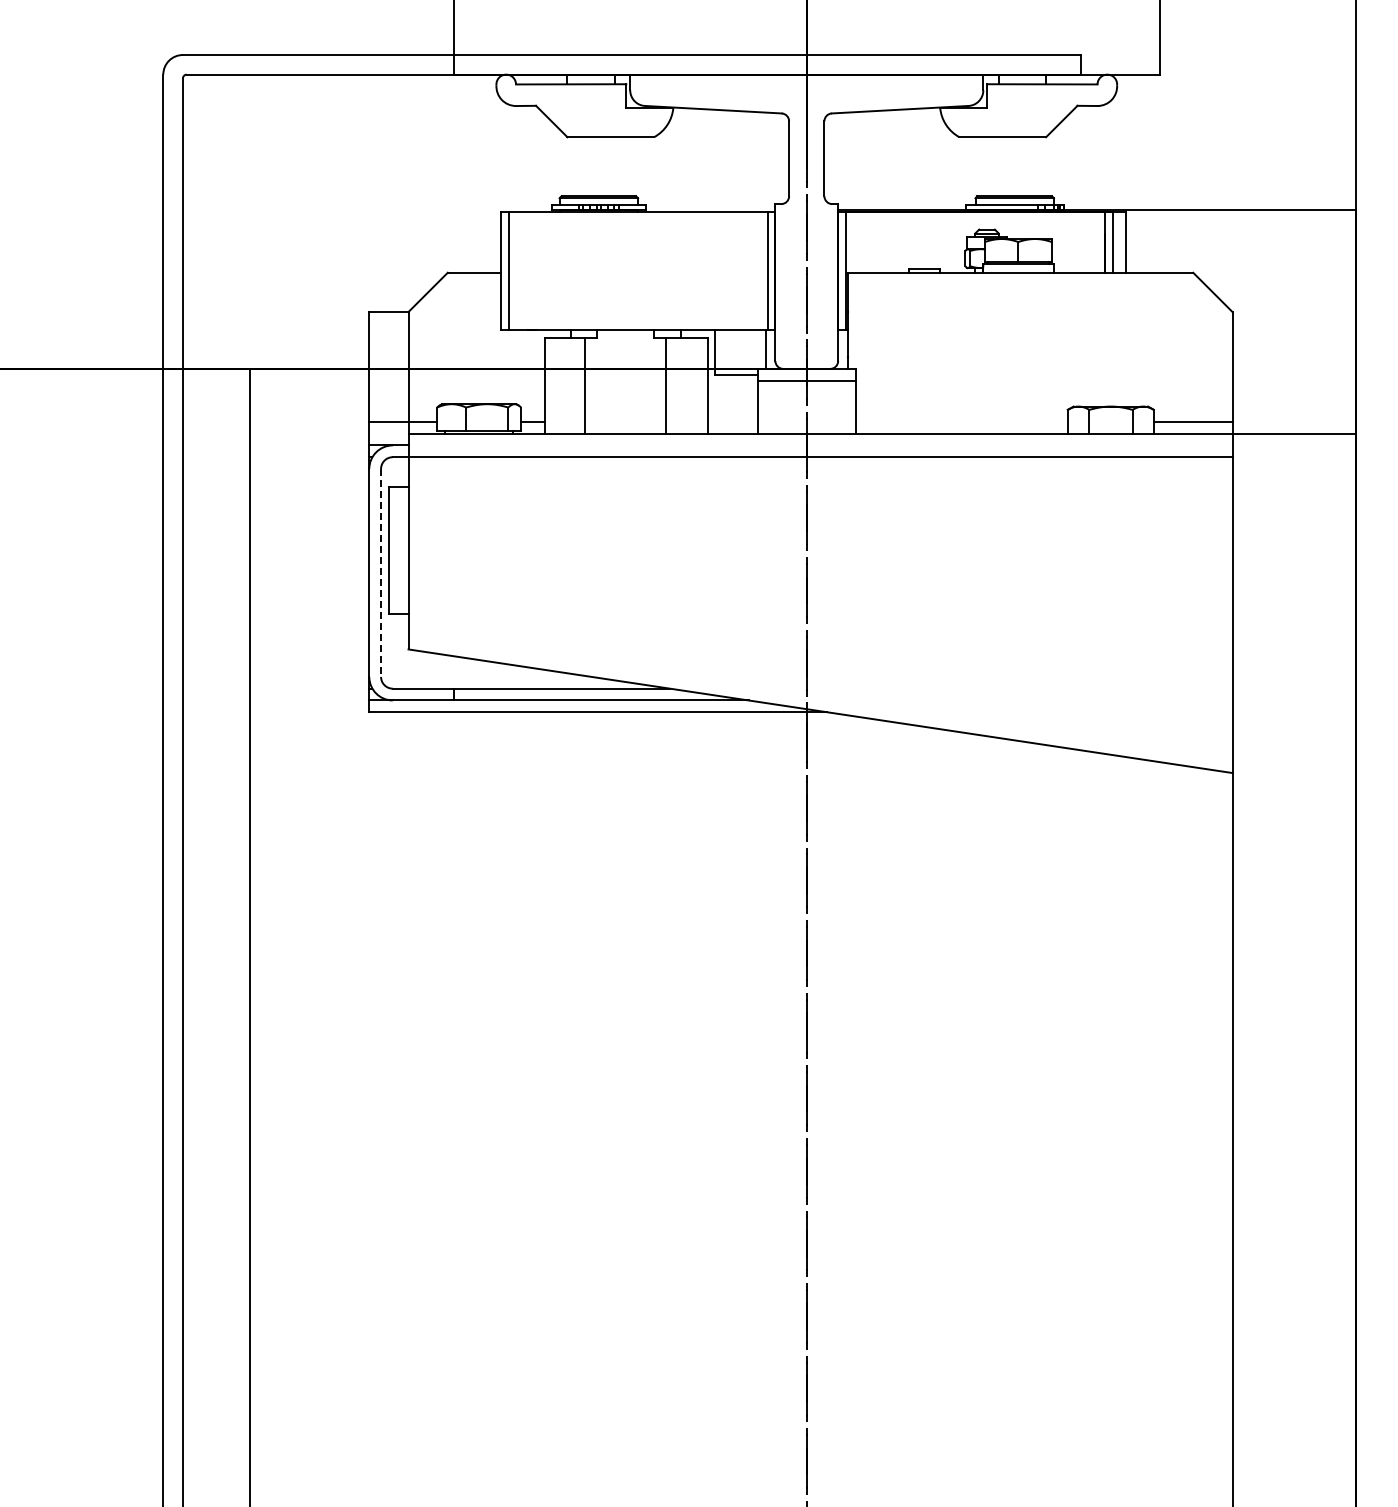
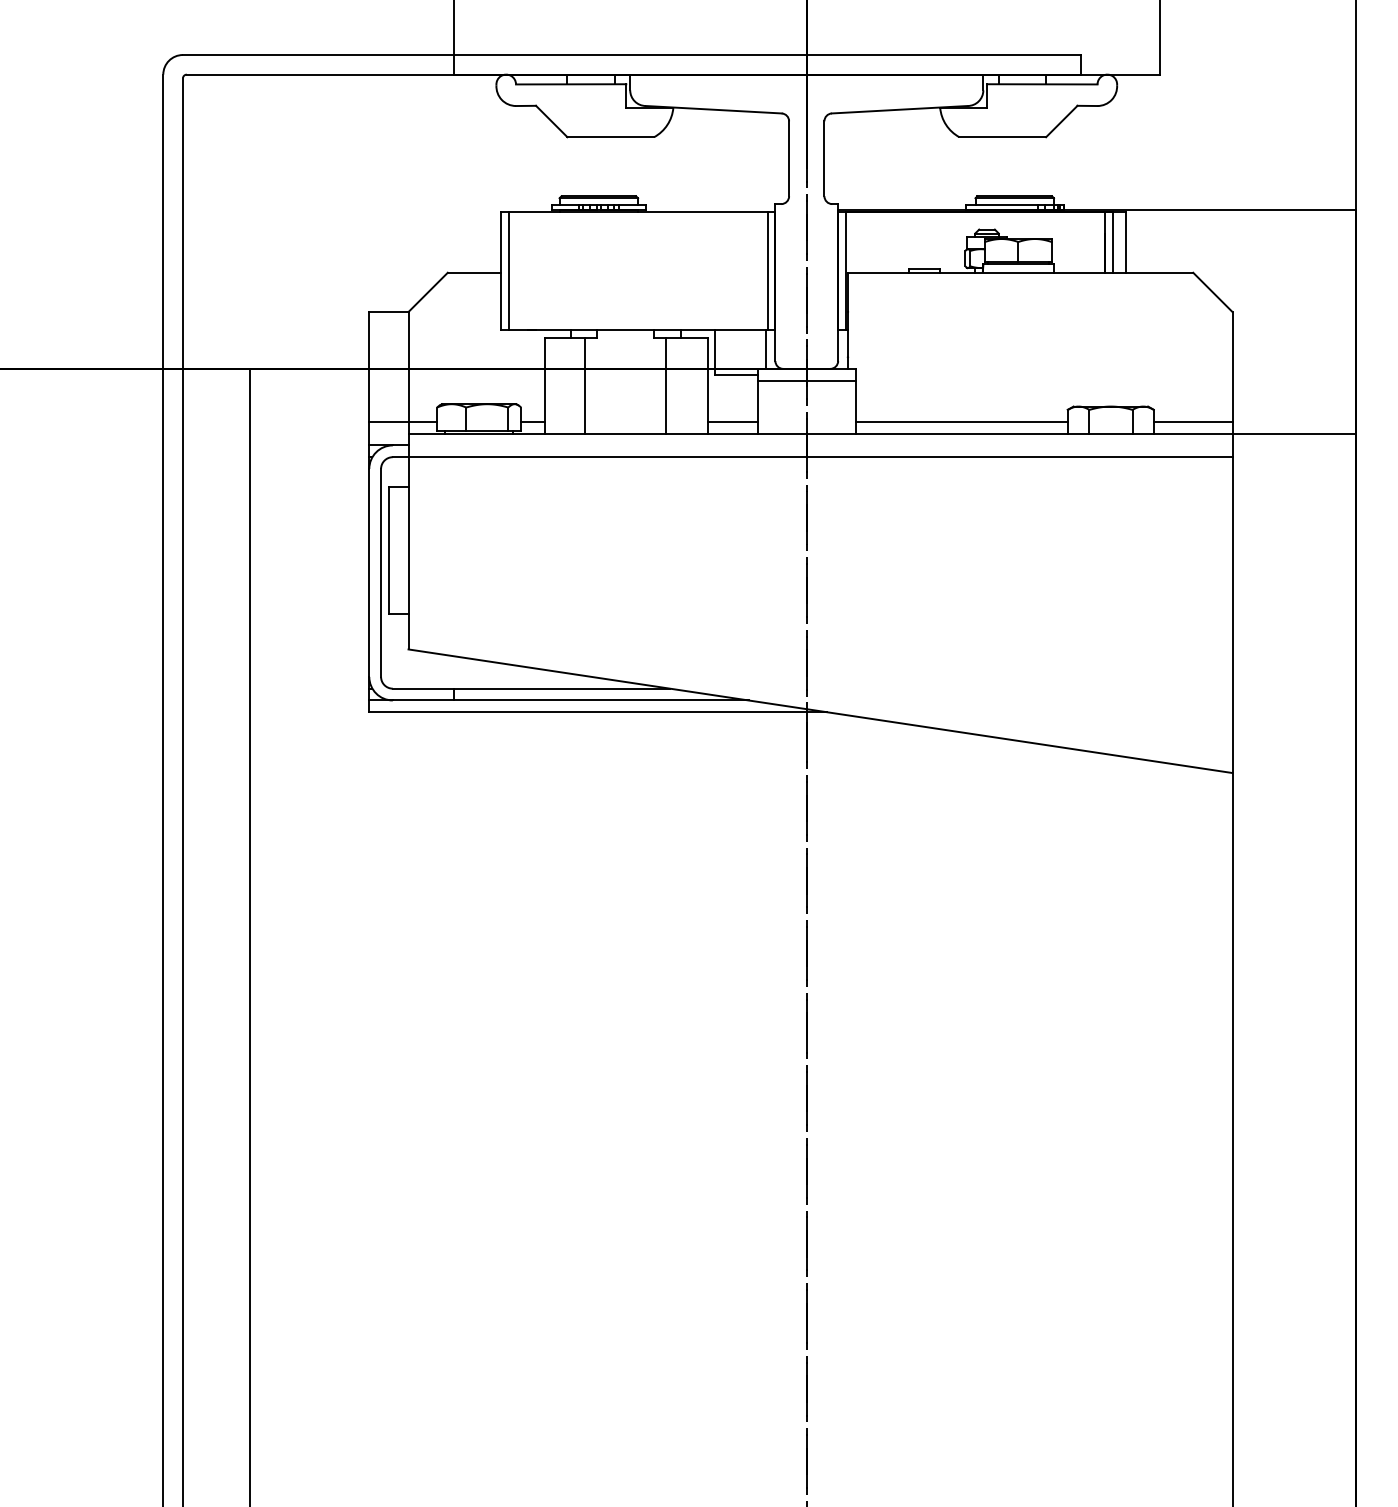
line: none -> present (732, 421)
line: none -> present (961, 421)
line: dashed -> solid (381, 572)
